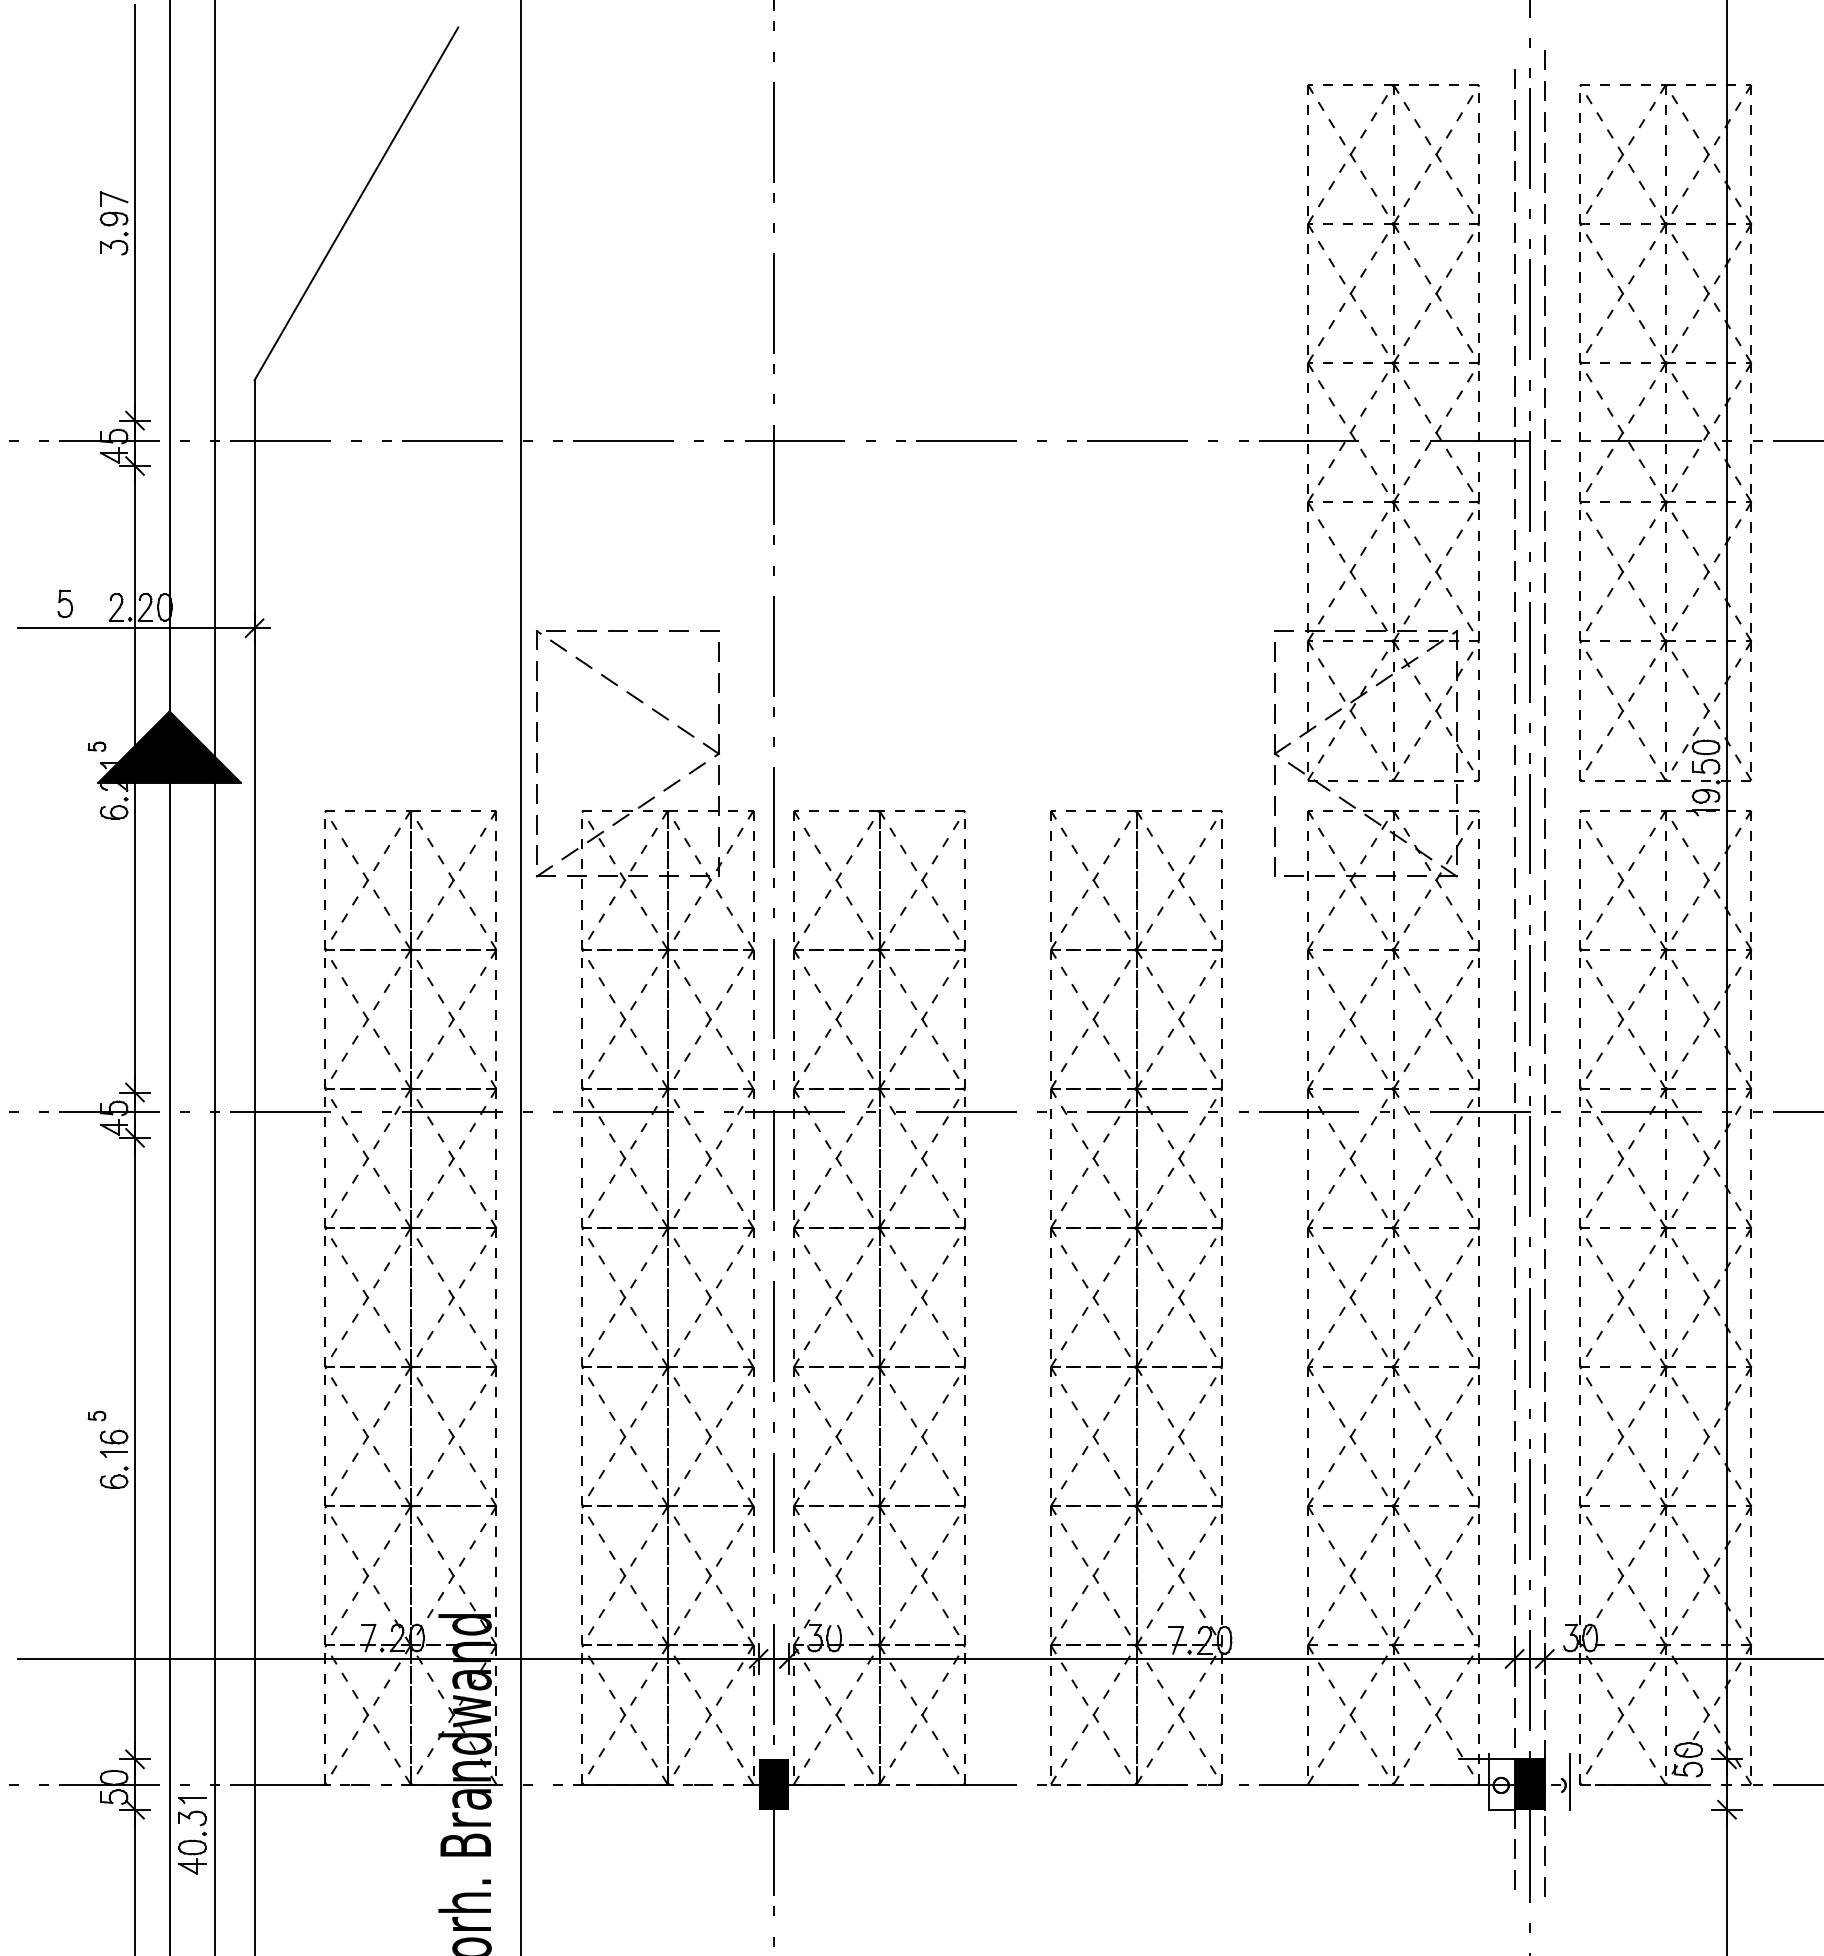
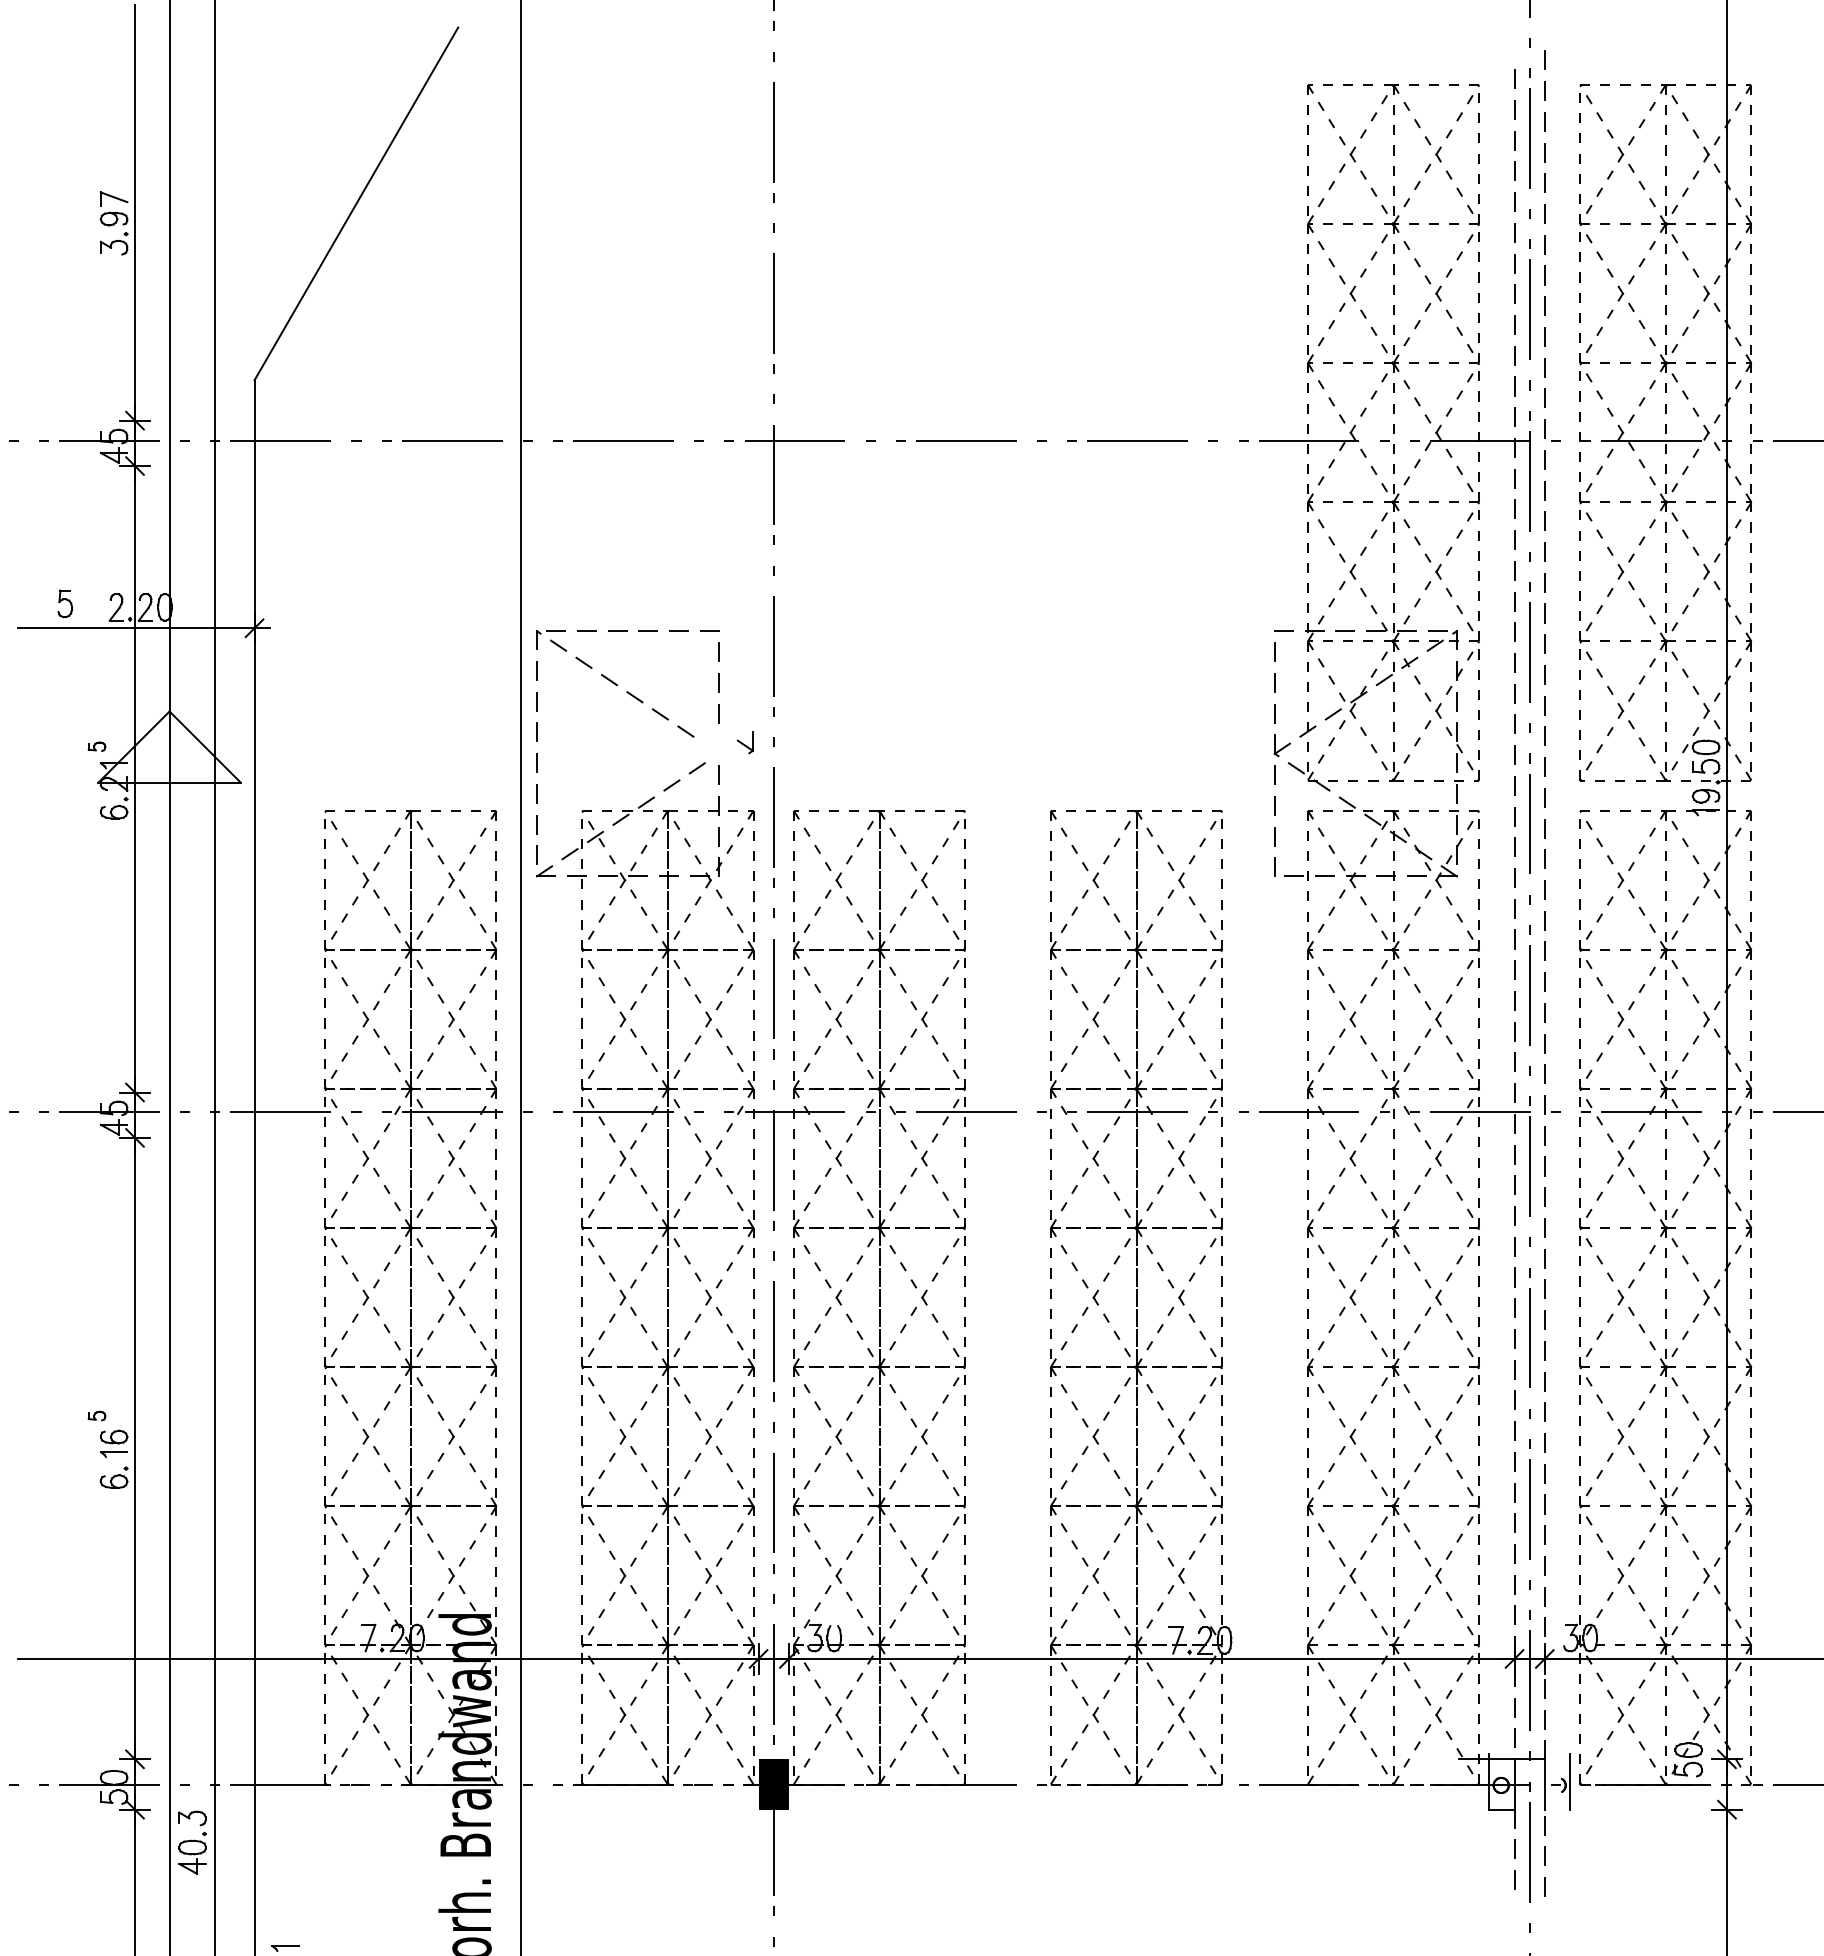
part position: (710, 745) -> (744, 742) (744, 742)
fill: present -> none (169, 746)
fill: present -> none (1529, 1784)
part position: (192, 1800) -> (285, 1948) (285, 1948)
